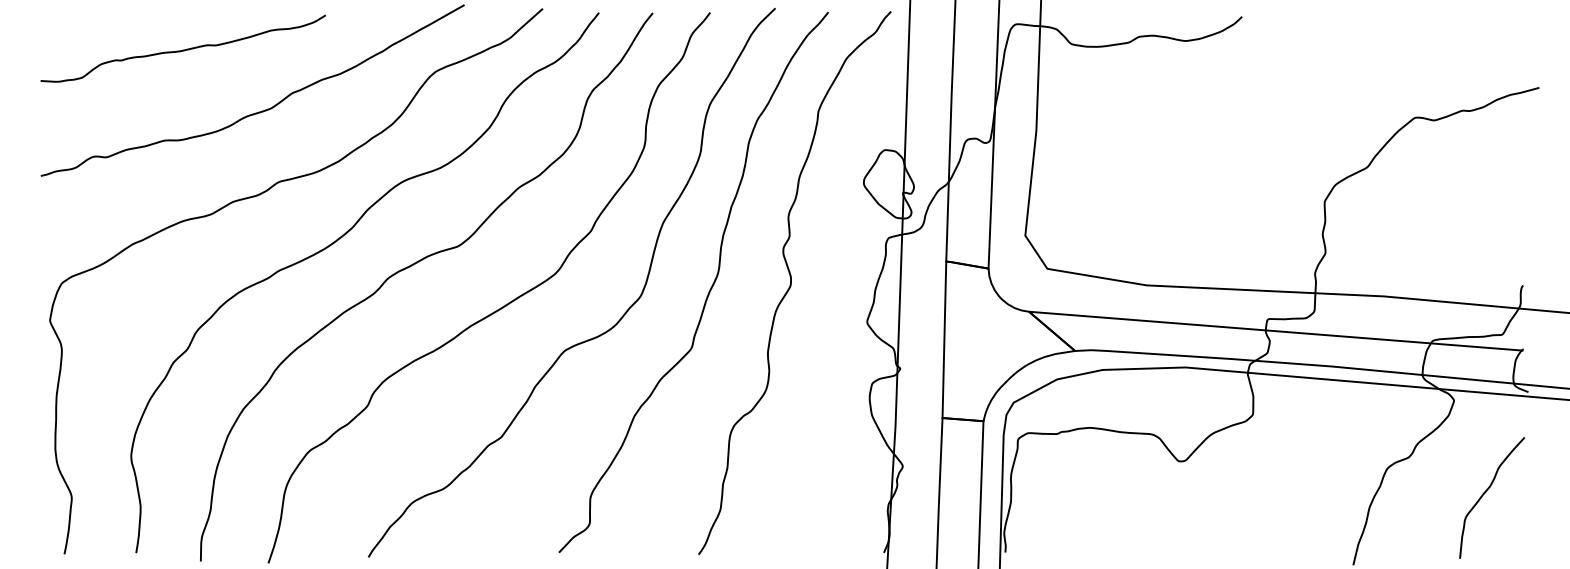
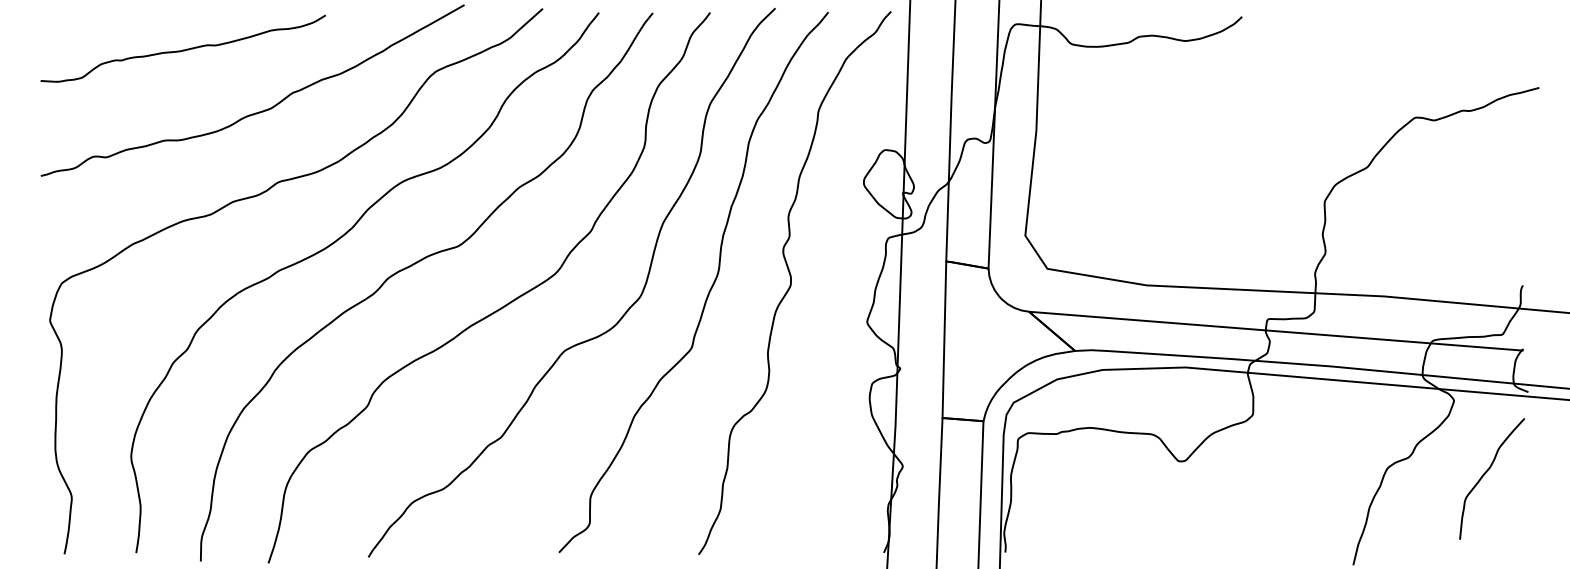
curve position: (1487, 491) -> (1487, 472) (1487, 472)
